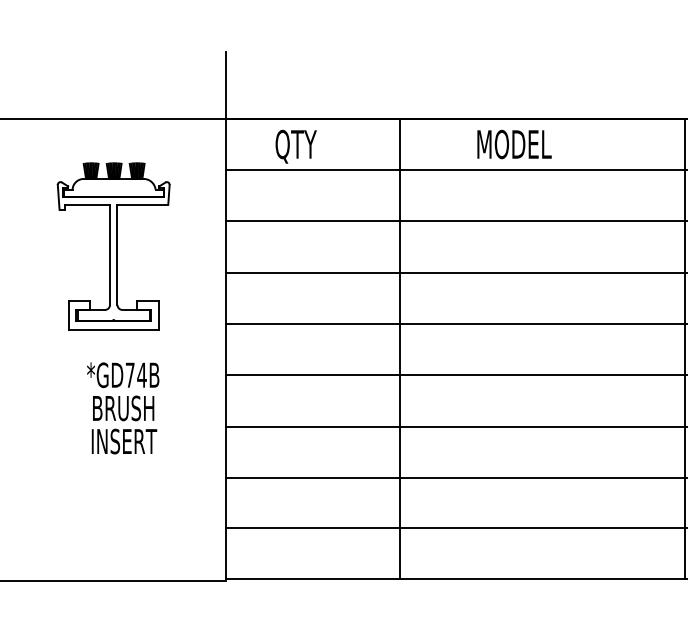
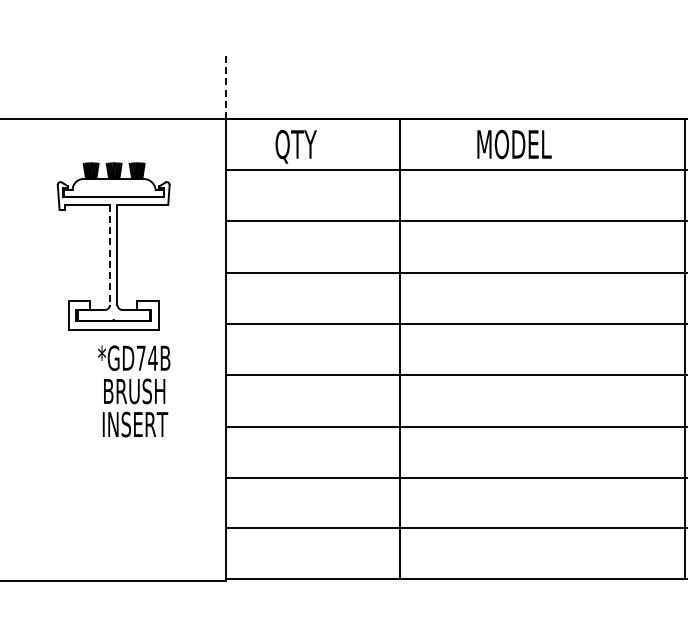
line: solid -> dashed (226, 85)
line: solid -> dashed (110, 255)
text position: (123, 408) -> (134, 391) (134, 391)
